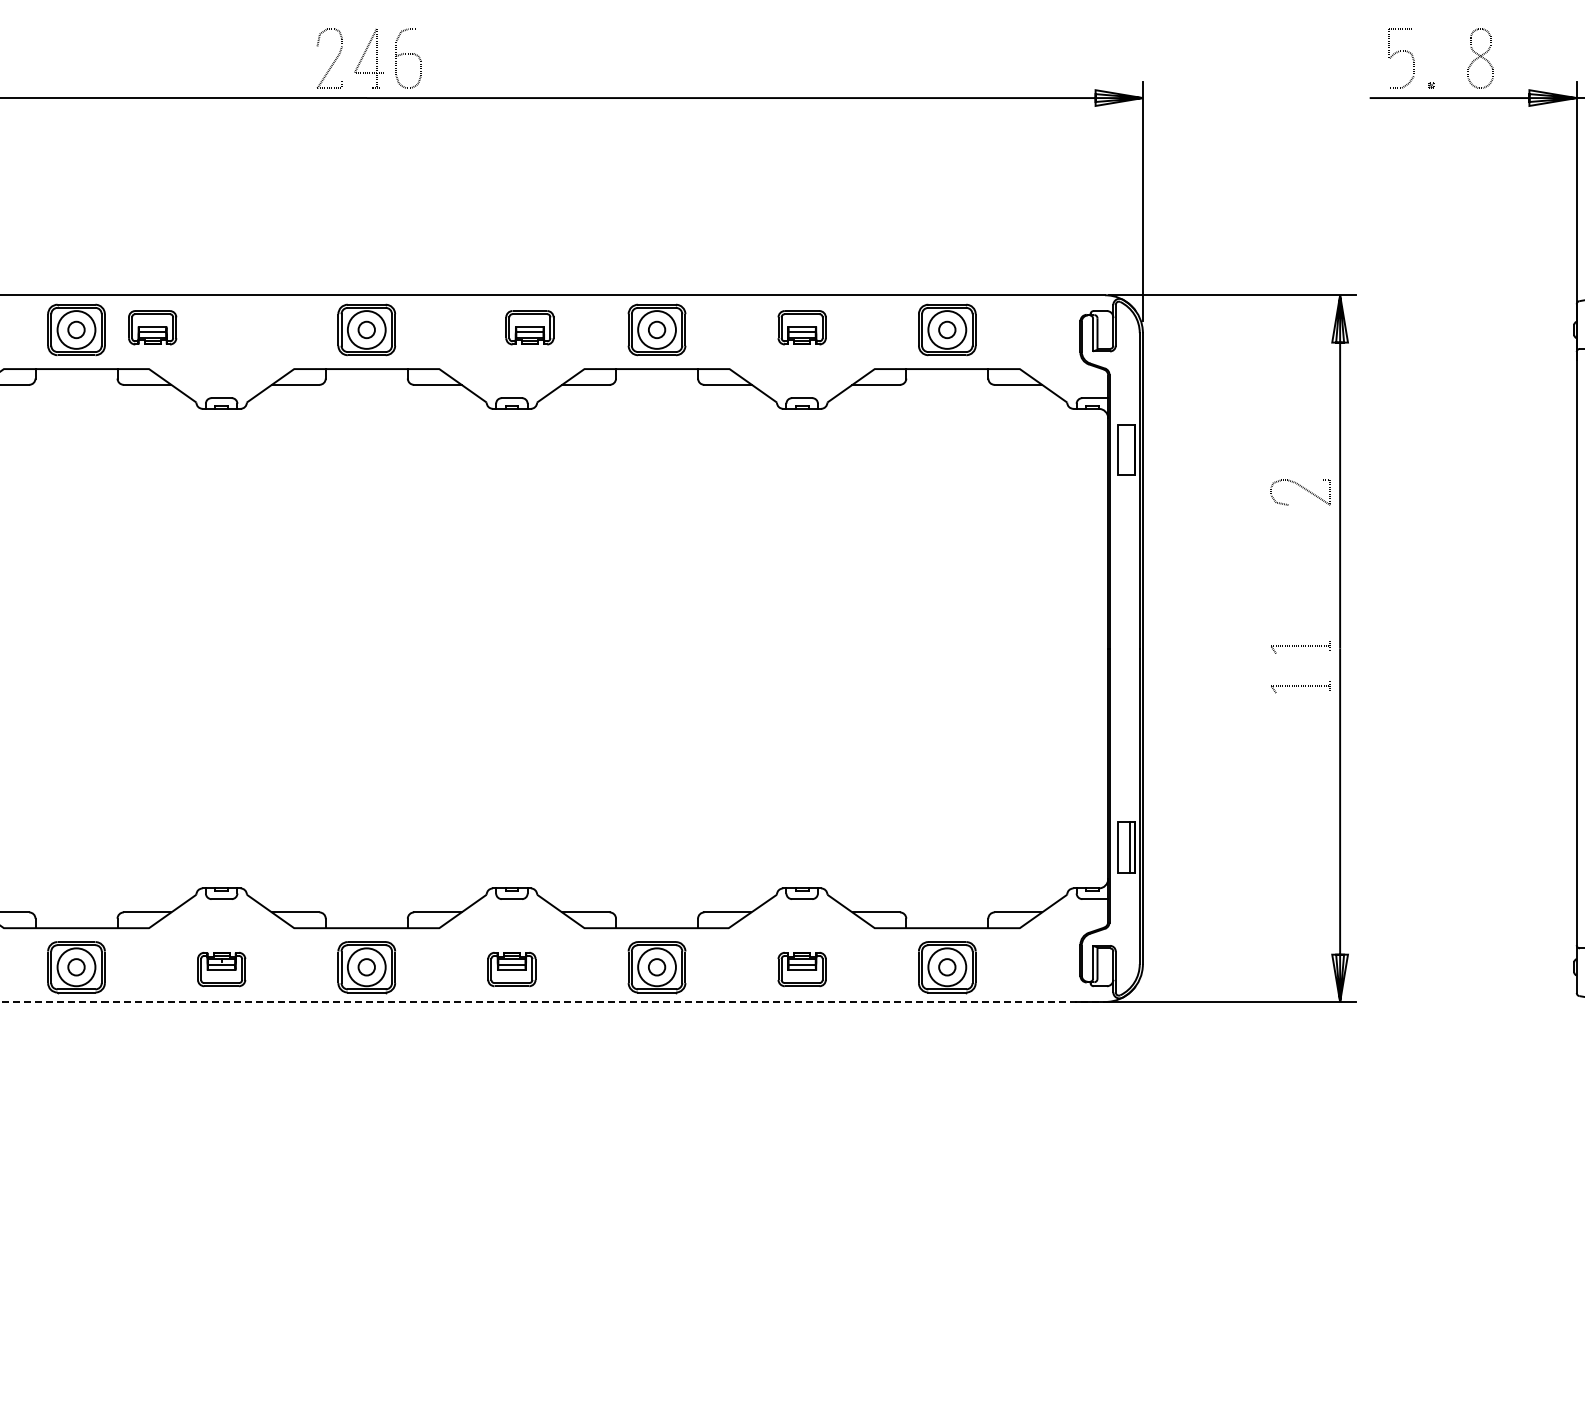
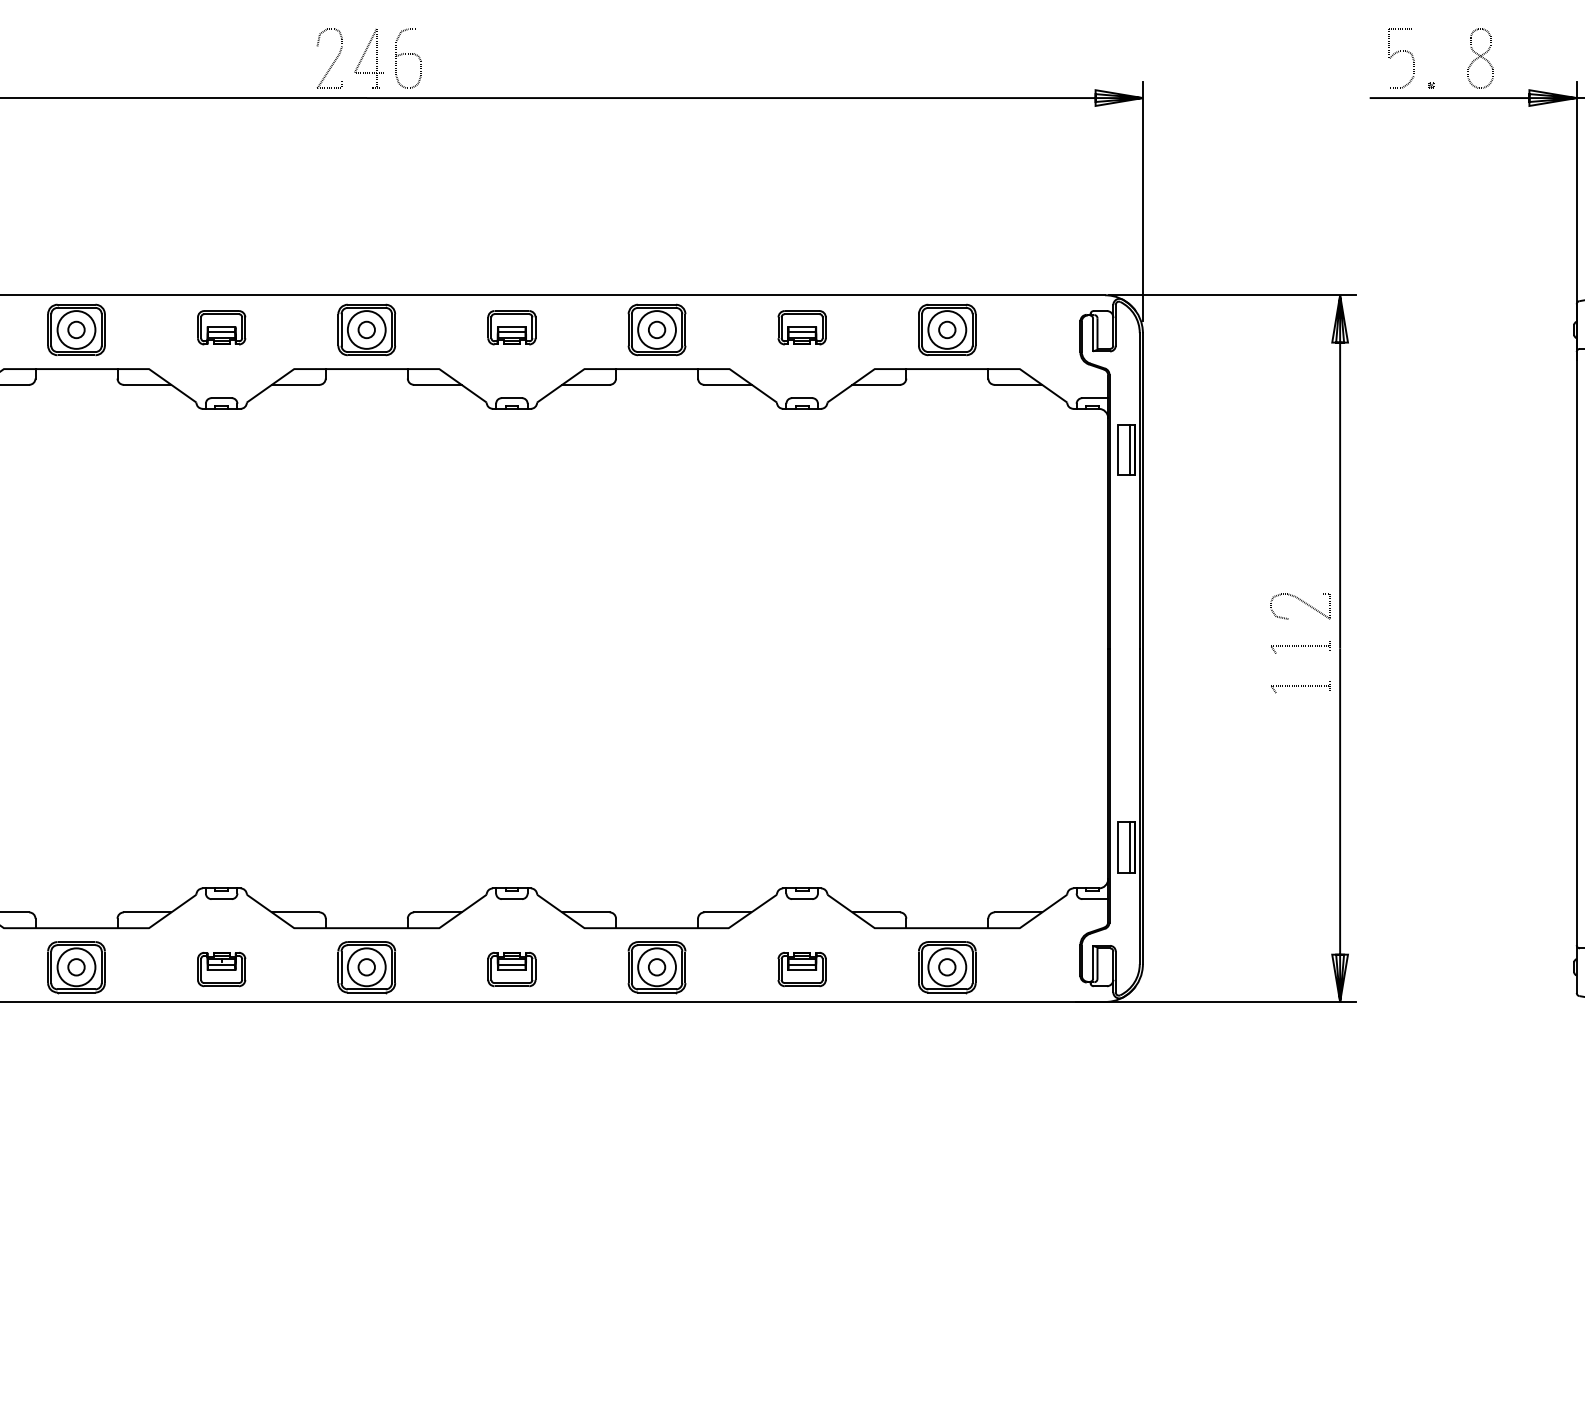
part position: (152, 327) -> (221, 327) (221, 327)
part position: (529, 327) -> (511, 327) (511, 327)
line: none -> present (1129, 449)
curve position: (1302, 488) -> (1302, 602) (1302, 602)
line: dashed -> solid (553, 1002)
